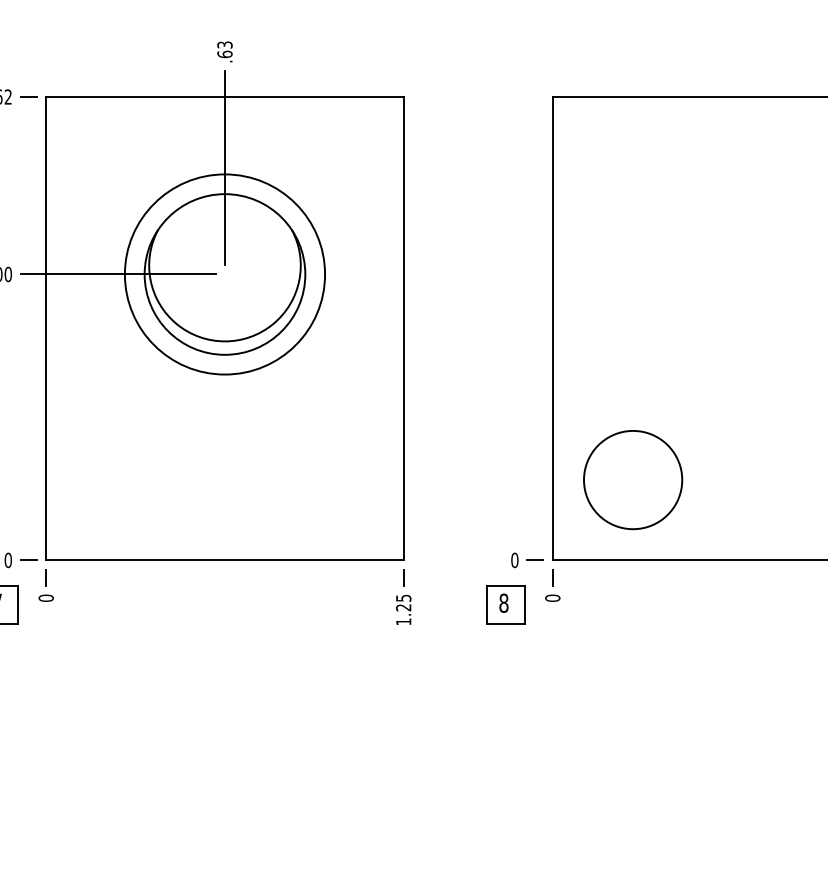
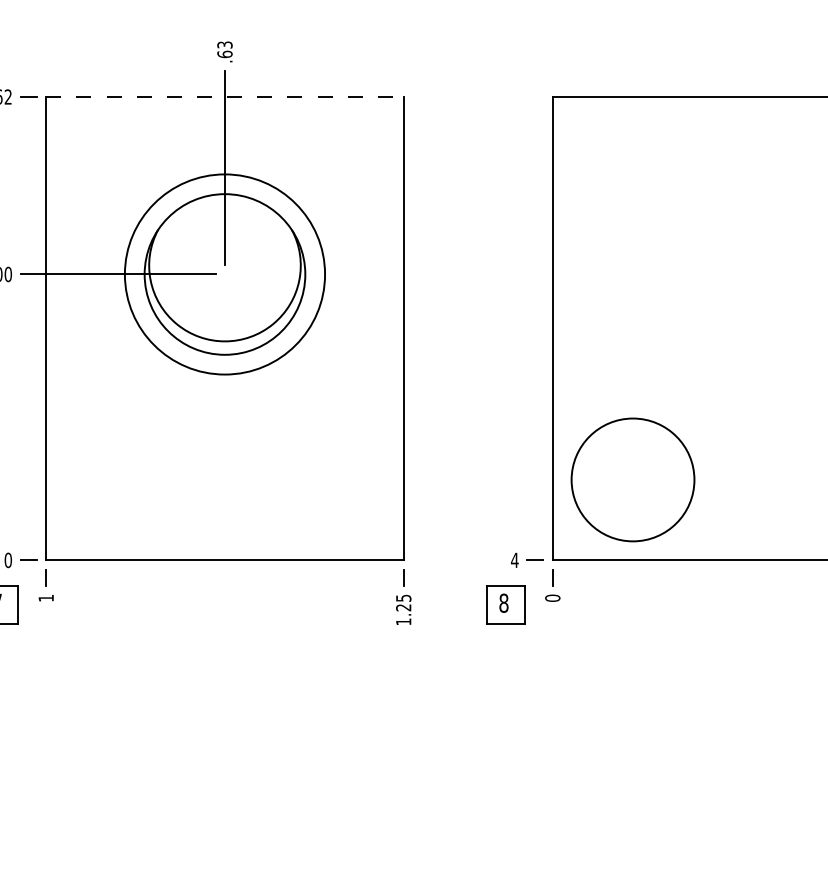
line: solid -> dashed (224, 97)
circle size: 101x101 px -> 126x126 px (632, 479)
text: 0 -> 4 (514, 560)
text: 0 -> 1 (45, 597)
